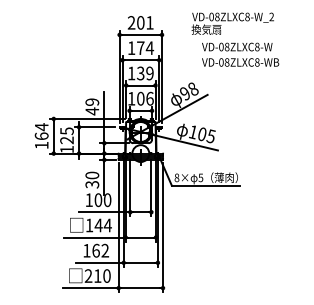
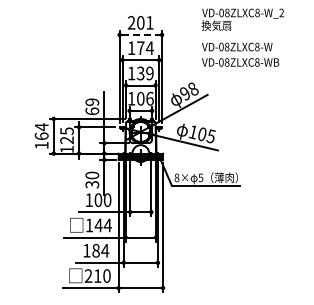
text position: (232, 23) -> (242, 19) (242, 19)
line: solid -> dashed (140, 34)
text: 49 -> 69 (92, 111)
text: 162 -> 184 (100, 250)
